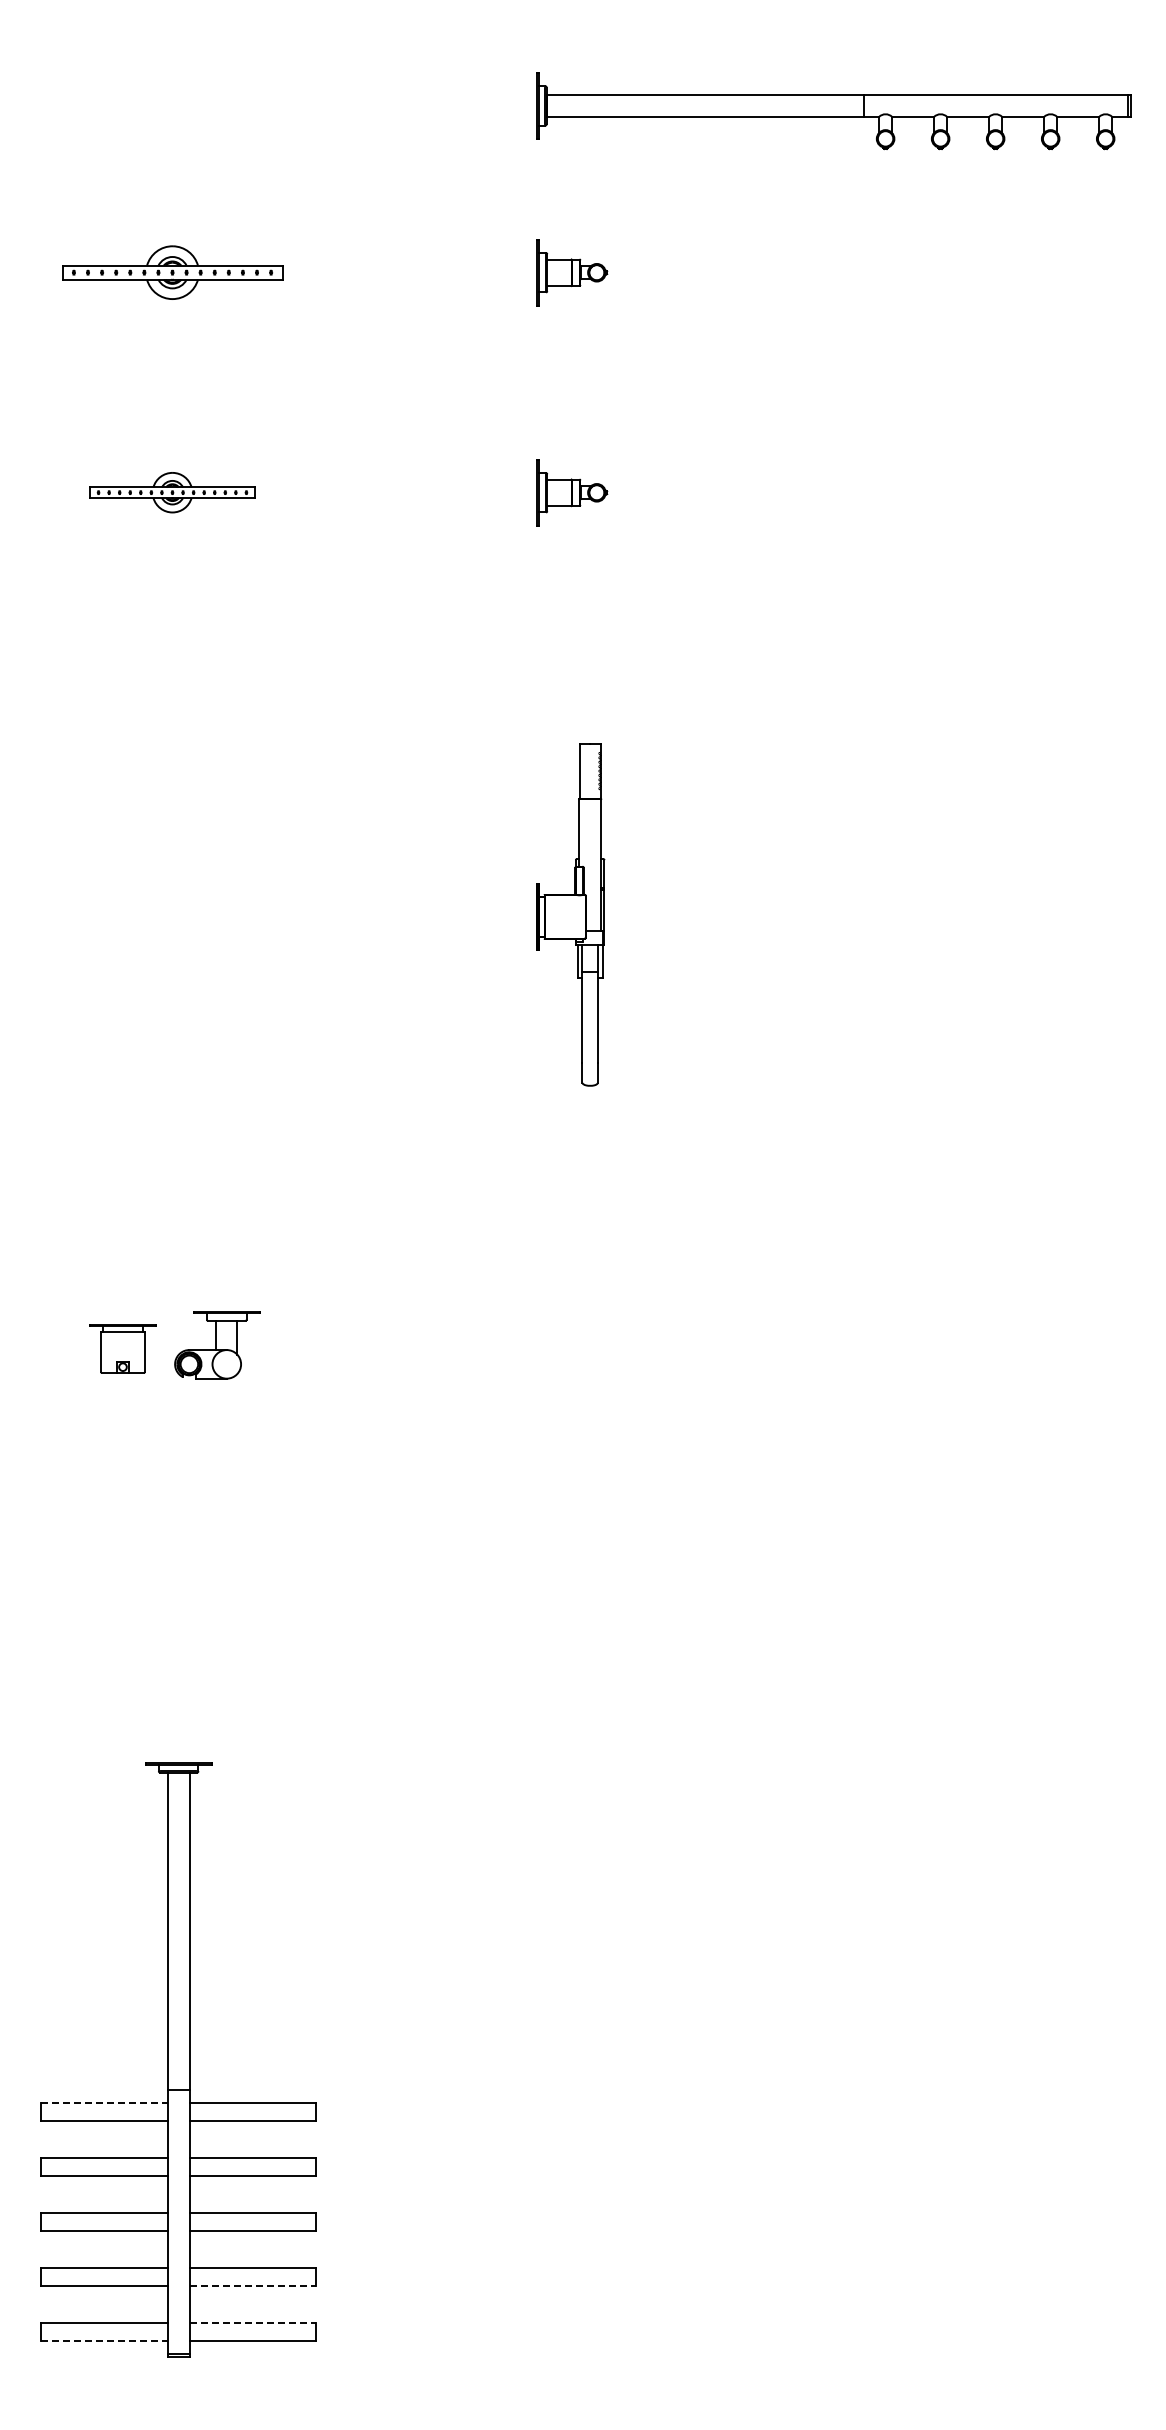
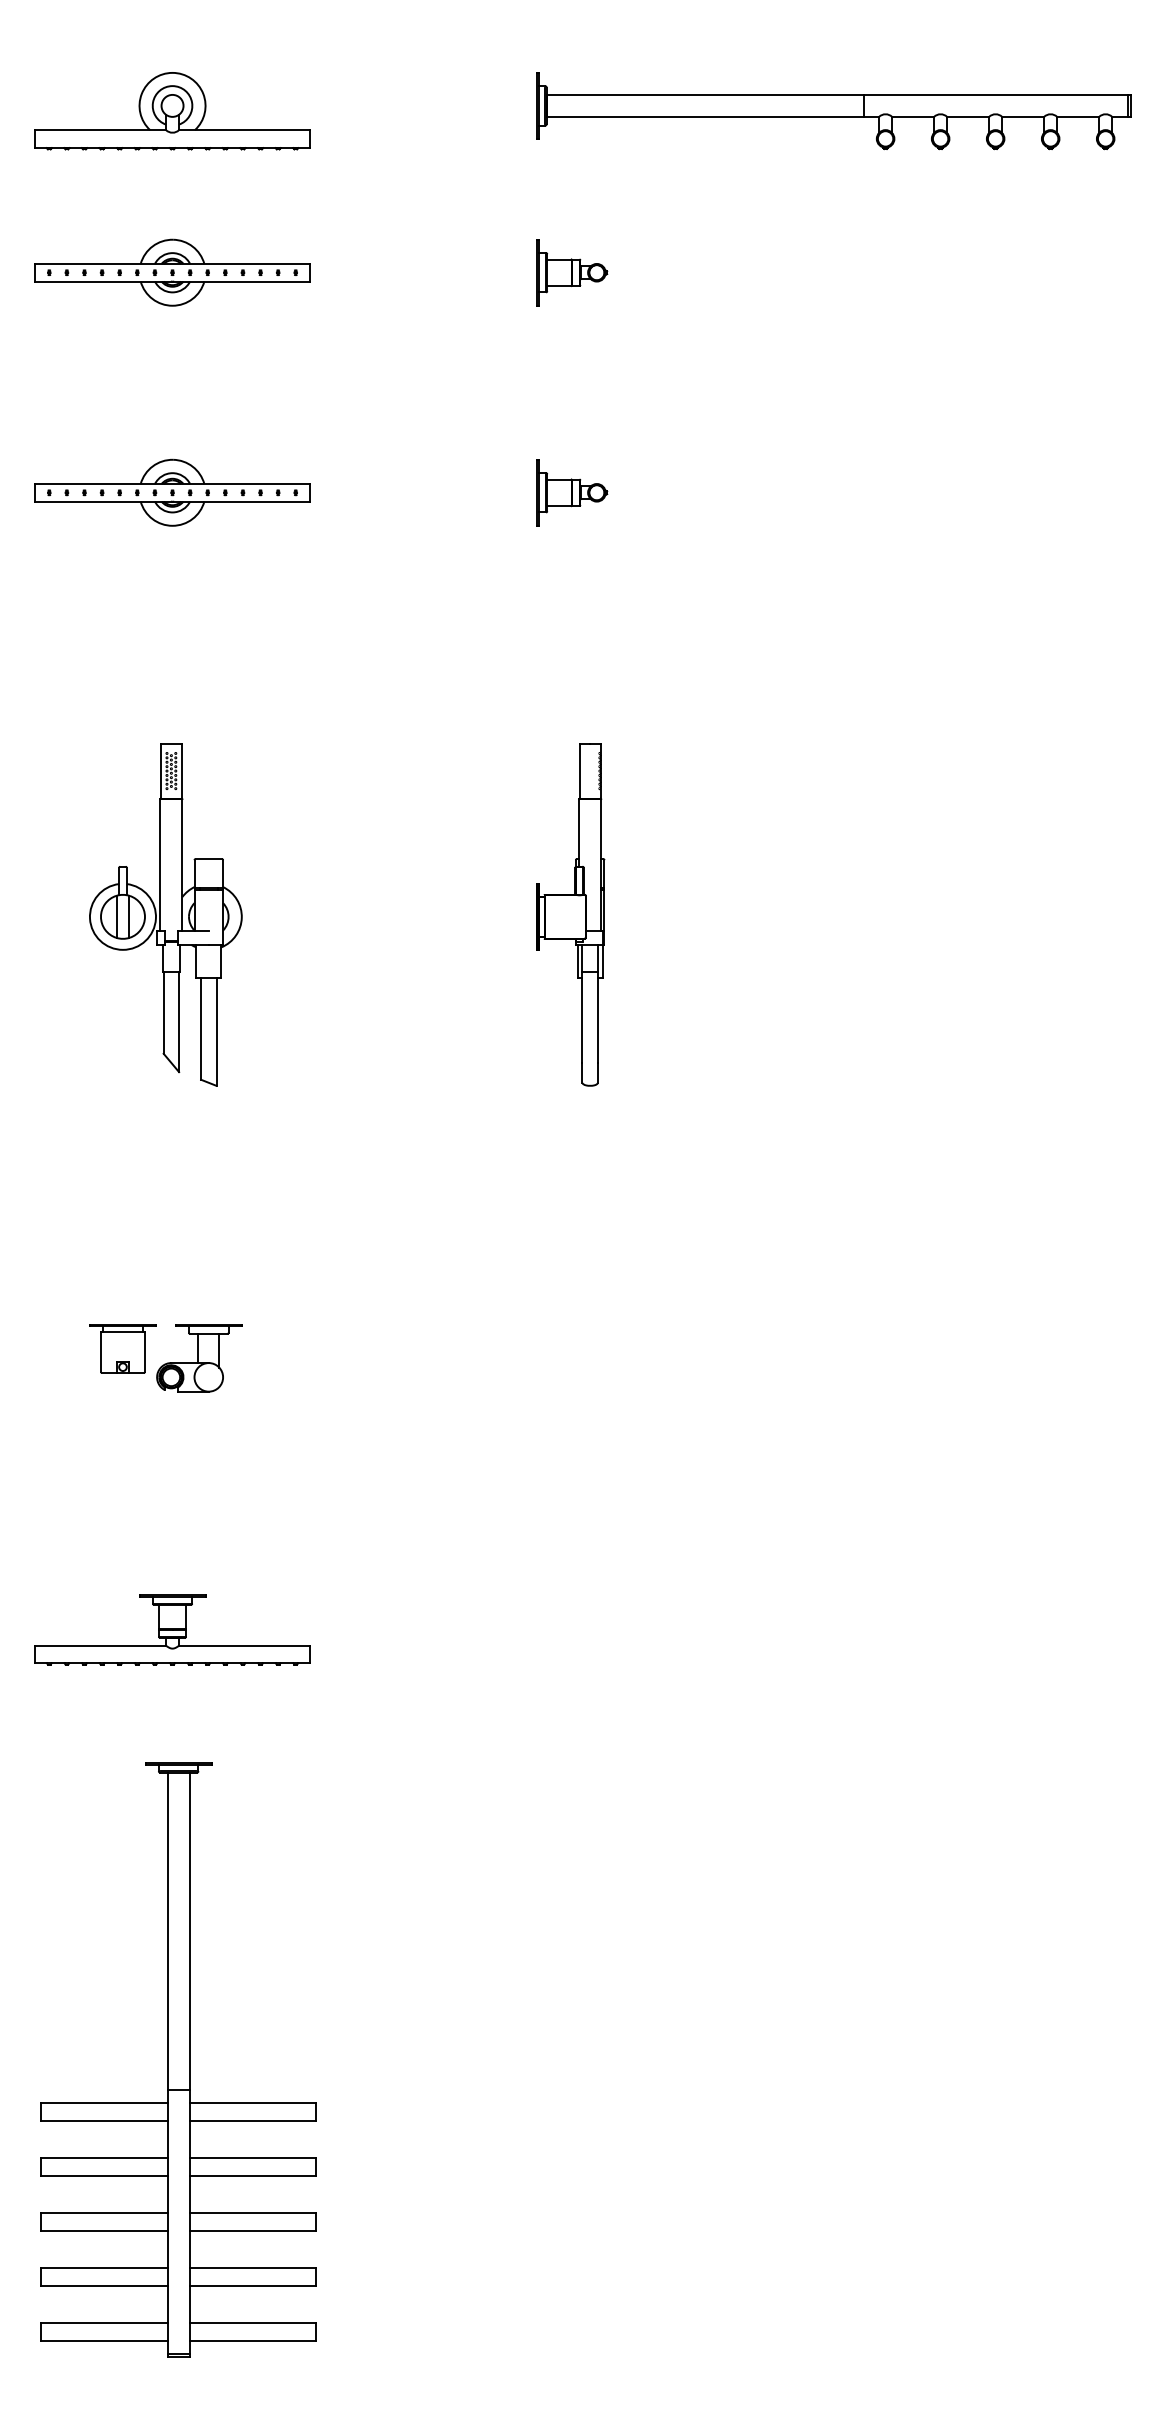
part: none -> present (172, 111)
part size: 222x55 px -> 277x69 px (172, 272)
part size: 167x42 px -> 277x69 px (172, 492)
part: none -> present (165, 914)
part position: (217, 1345) -> (199, 1358) (199, 1358)
part: none -> present (172, 1629)
line: dashed -> solid (104, 2102)
line: dashed -> solid (253, 2285)
line: dashed -> solid (253, 2322)
line: dashed -> solid (104, 2340)
